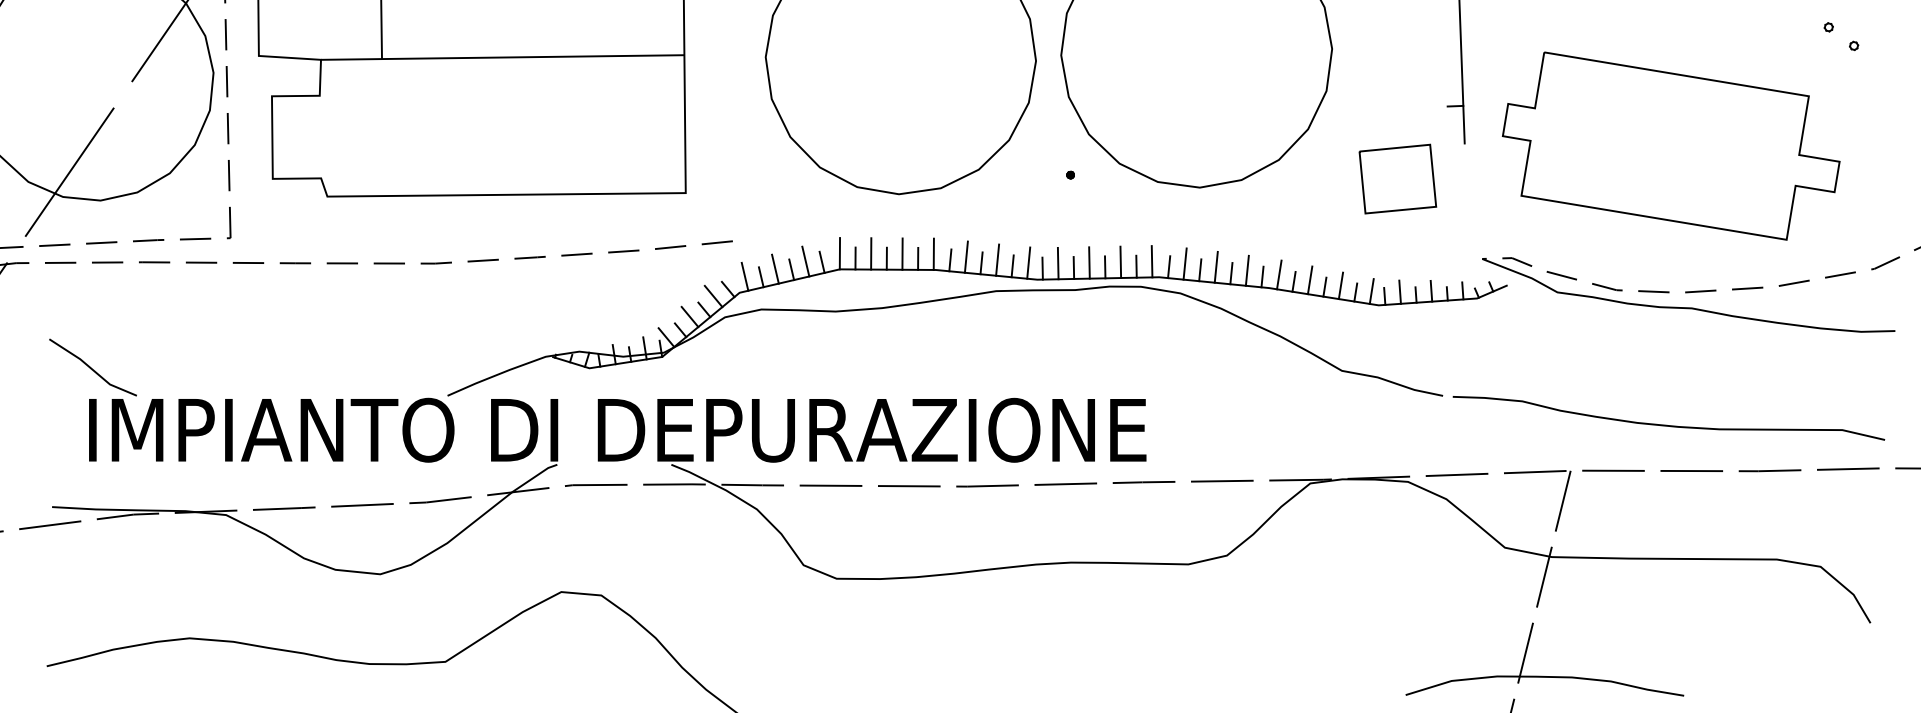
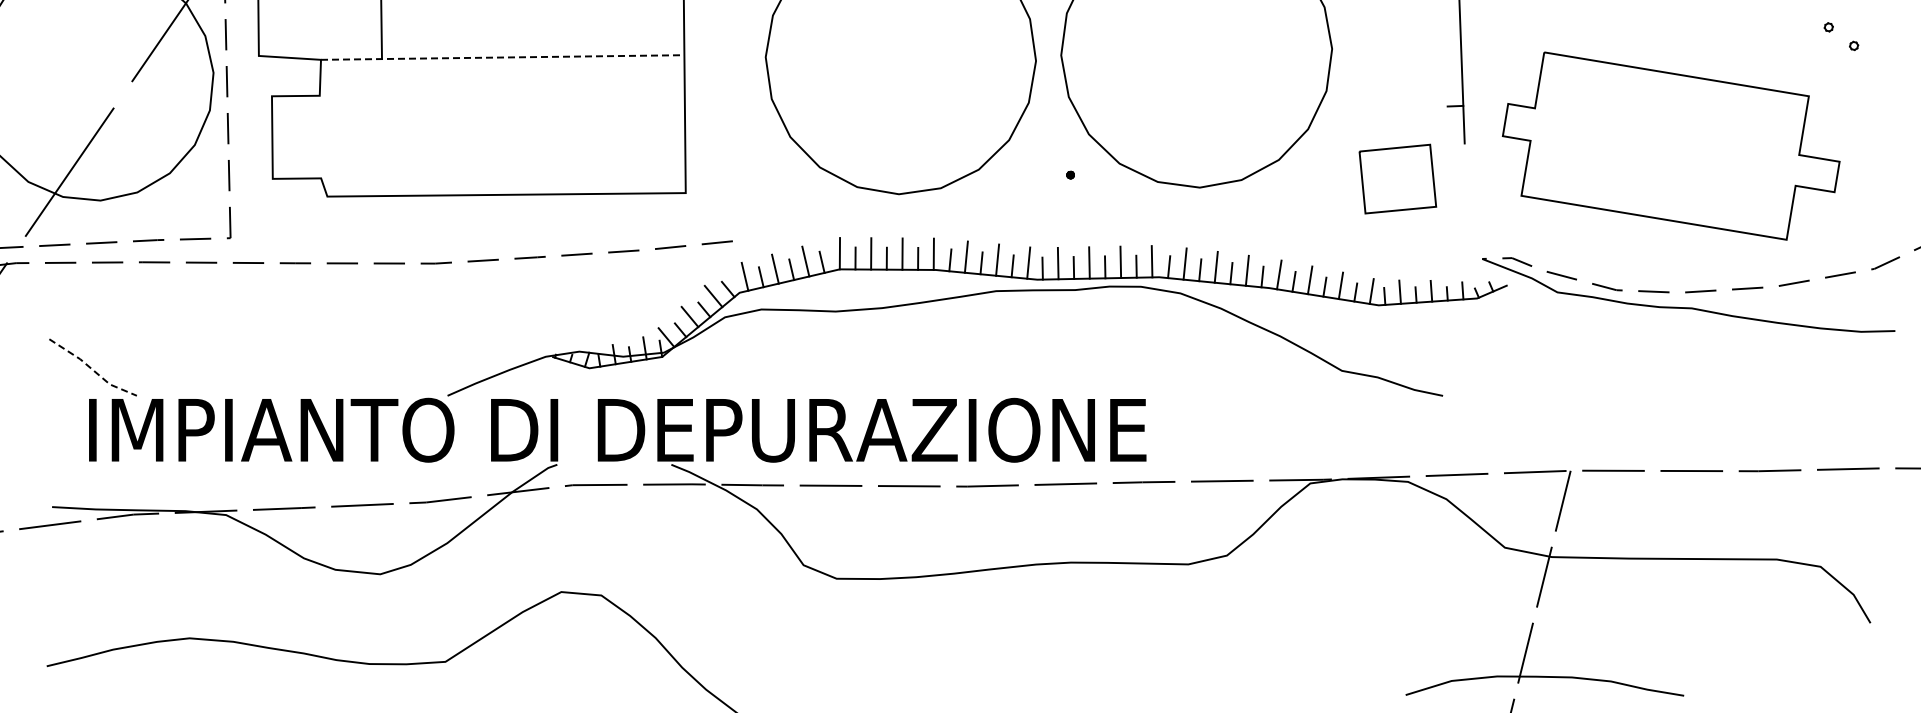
line: solid -> dashed (502, 57)
line: solid -> dashed (92, 369)
curve: present -> none (1666, 424)
